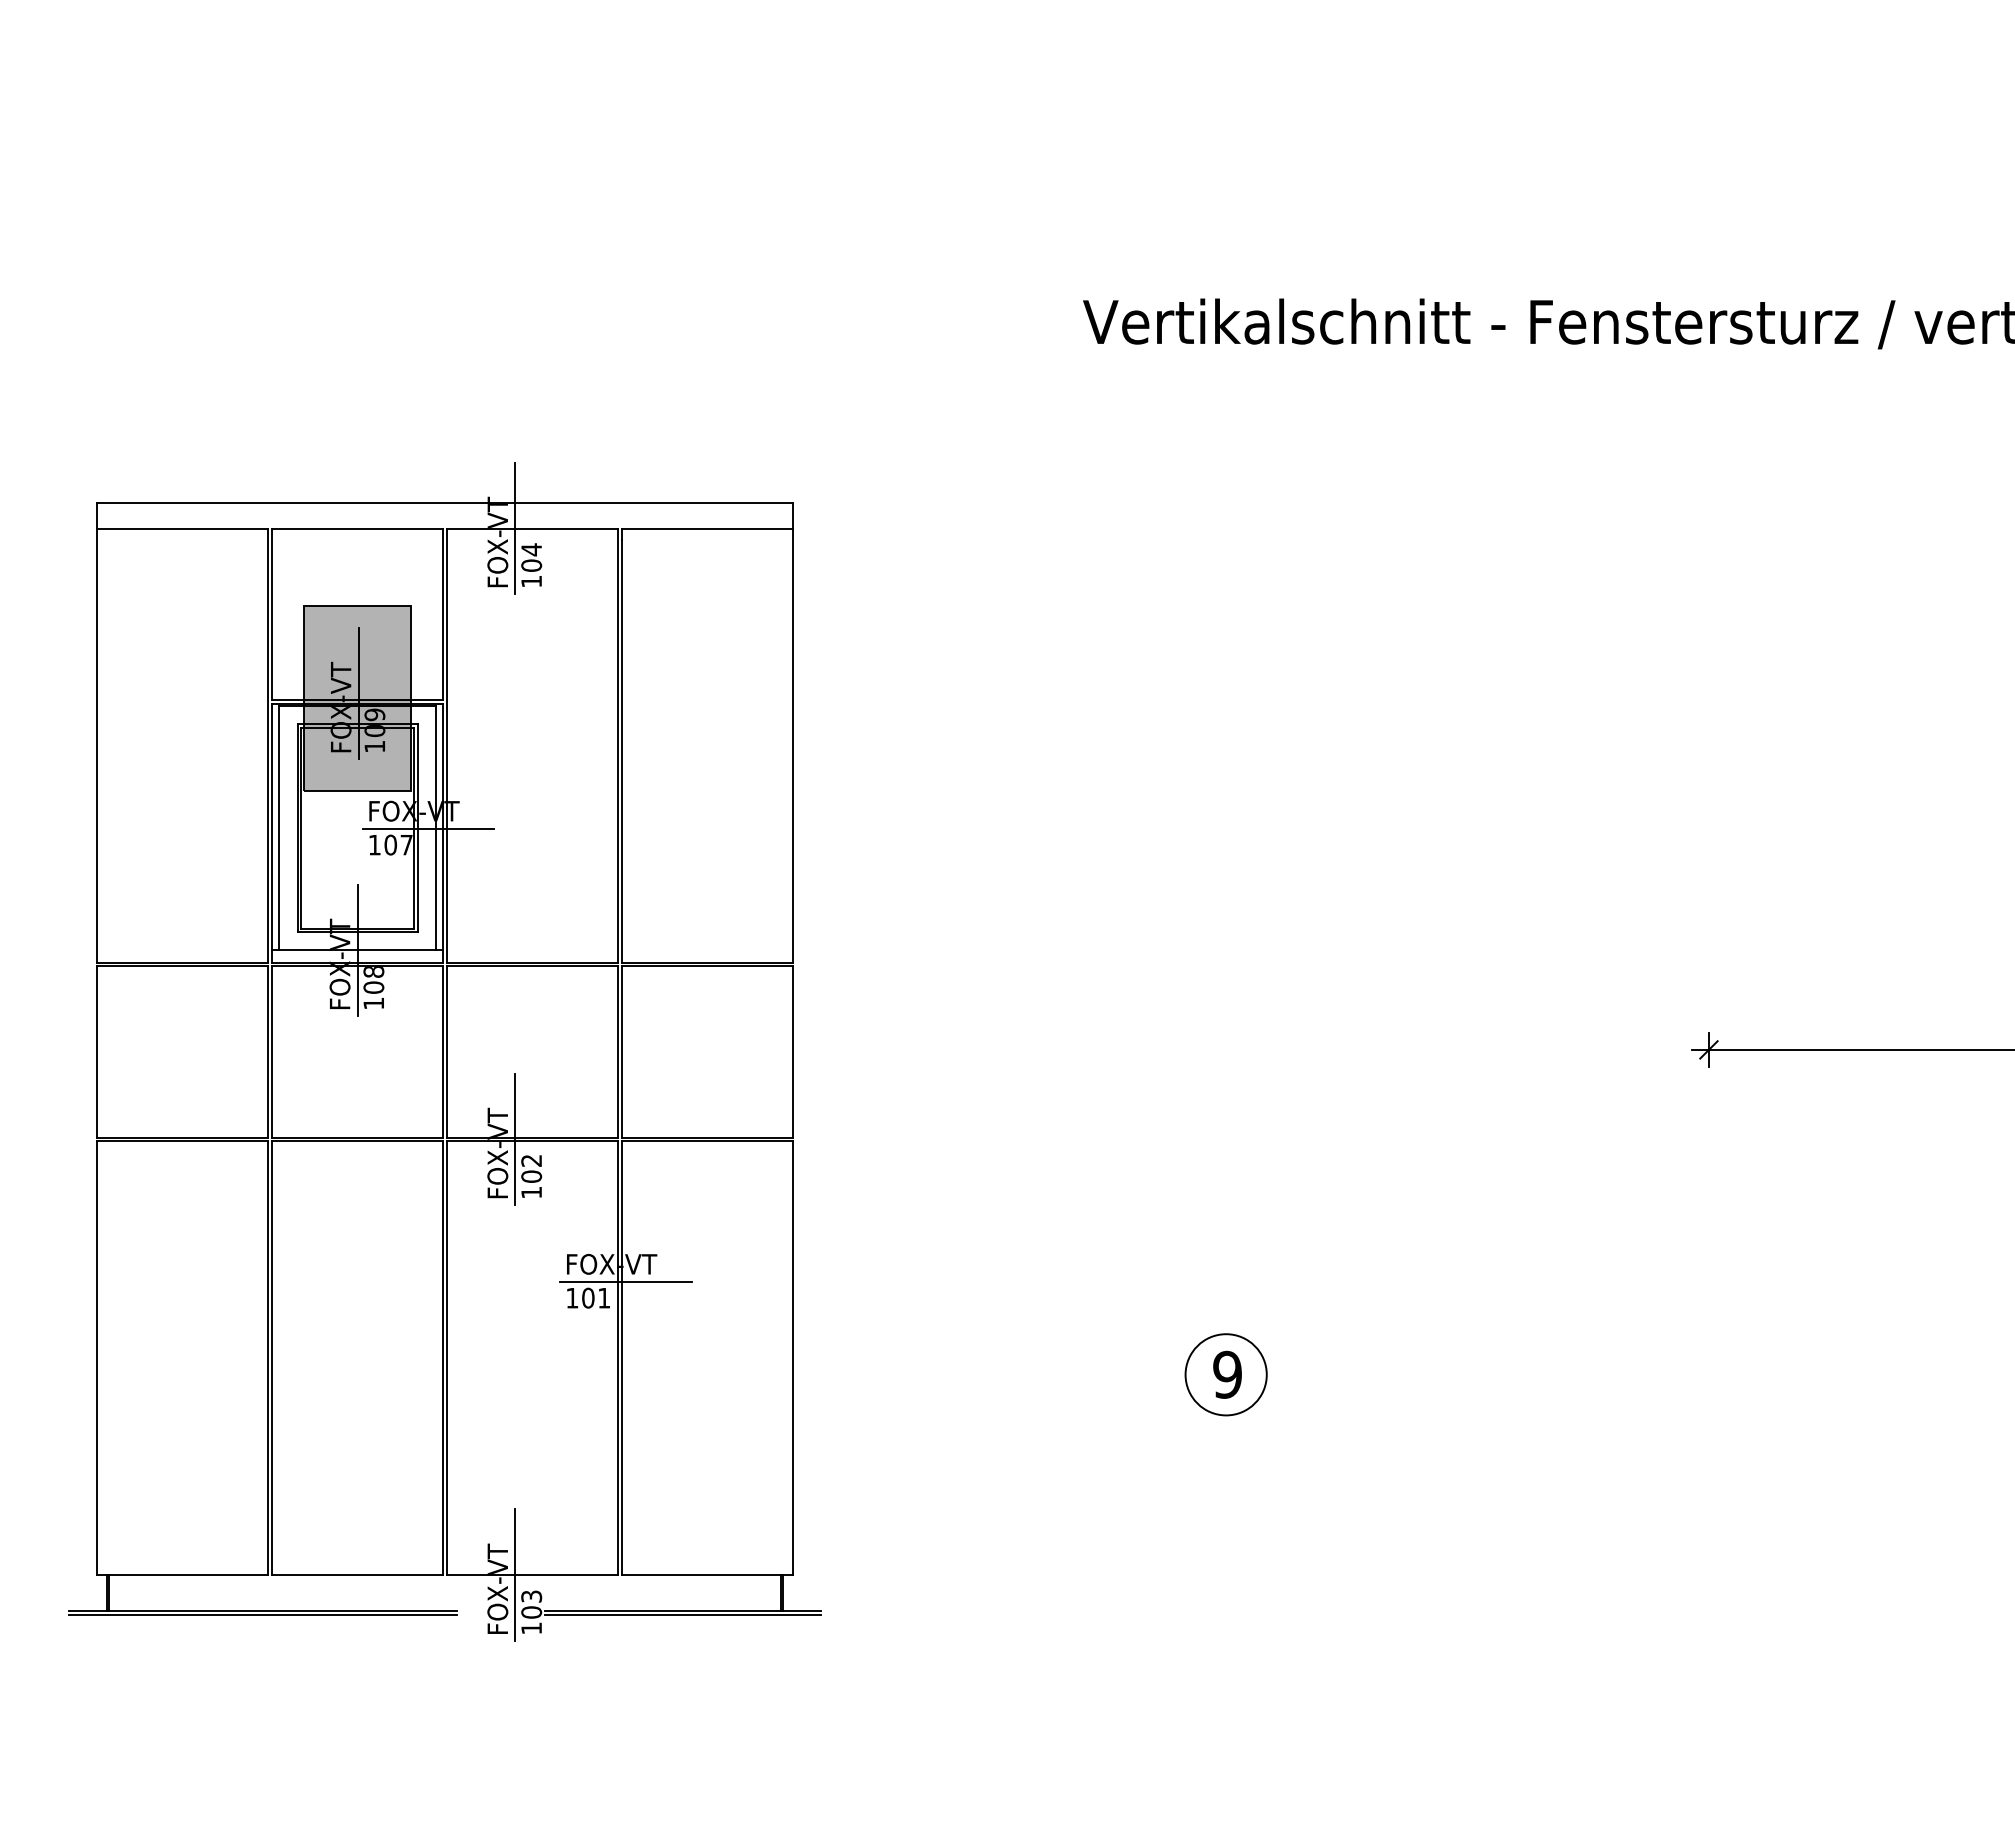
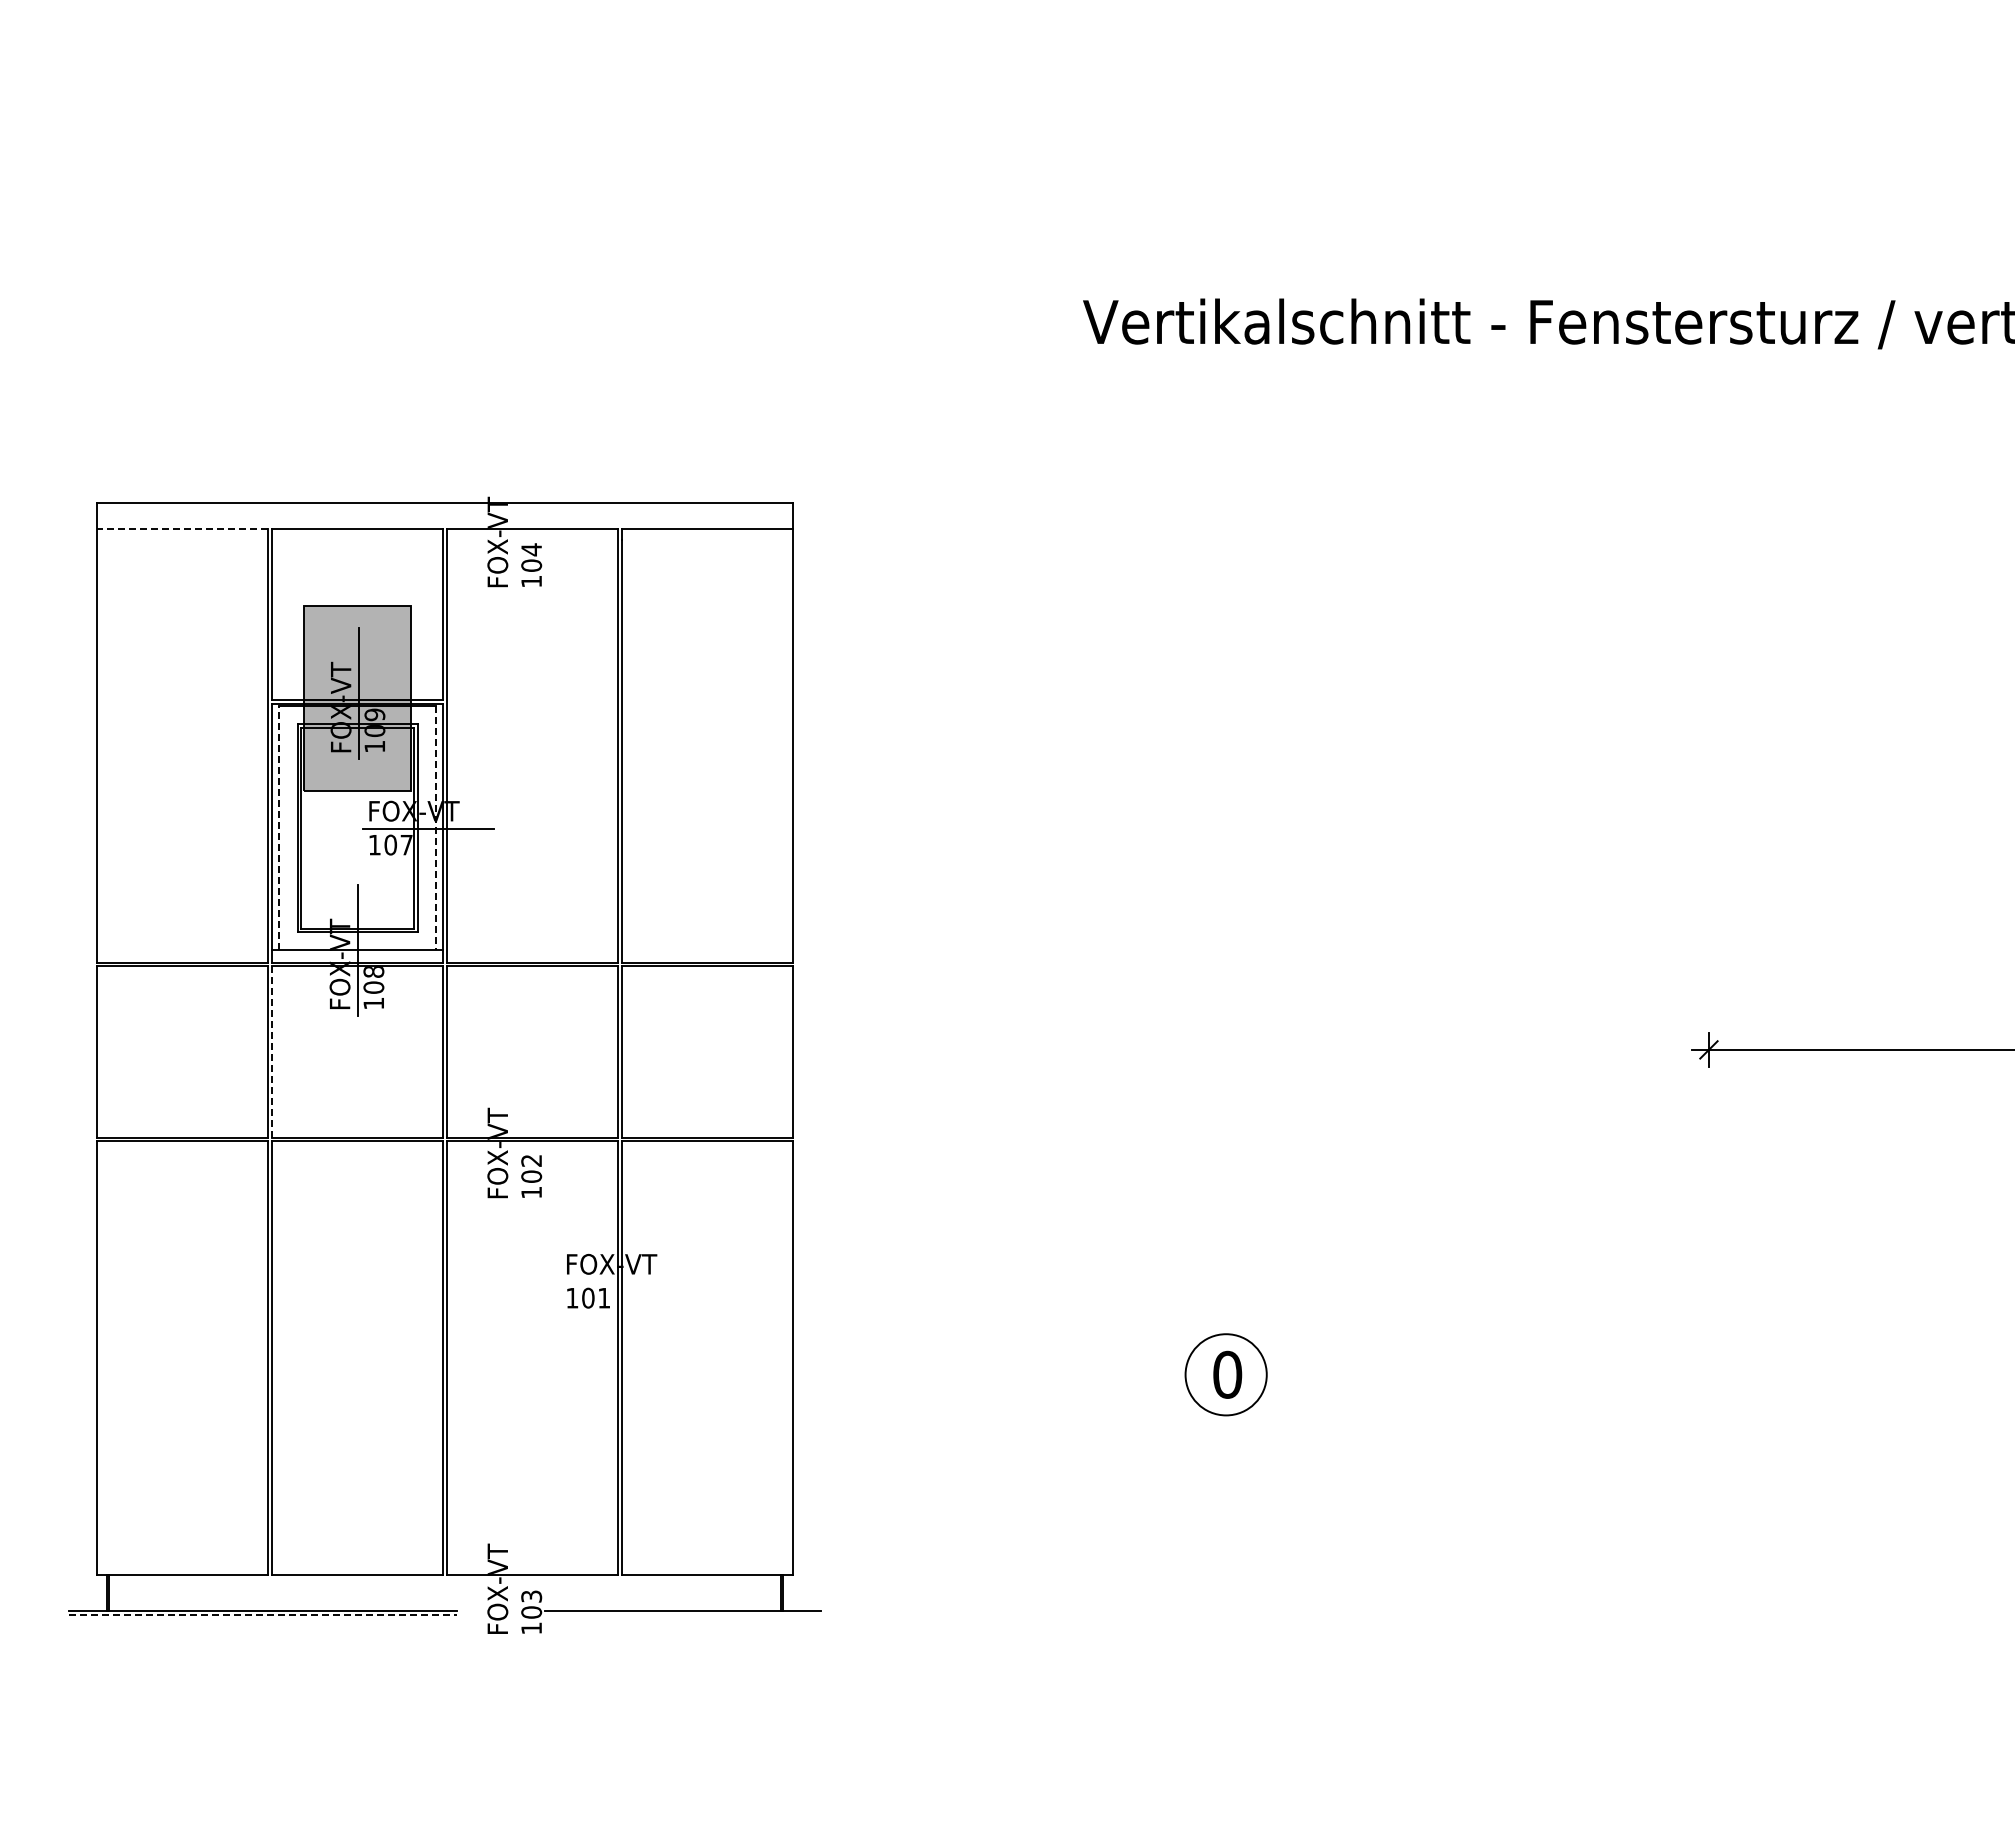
line: present -> none (515, 527)
line: solid -> dashed (182, 529)
line: solid -> dashed (279, 827)
line: solid -> dashed (435, 828)
line: solid -> dashed (272, 1051)
line: present -> none (515, 1138)
line: present -> none (625, 1281)
text: 9 -> 0 (1227, 1374)
line: present -> none (515, 1574)
line: solid -> dashed (262, 1615)
line: present -> none (682, 1615)
